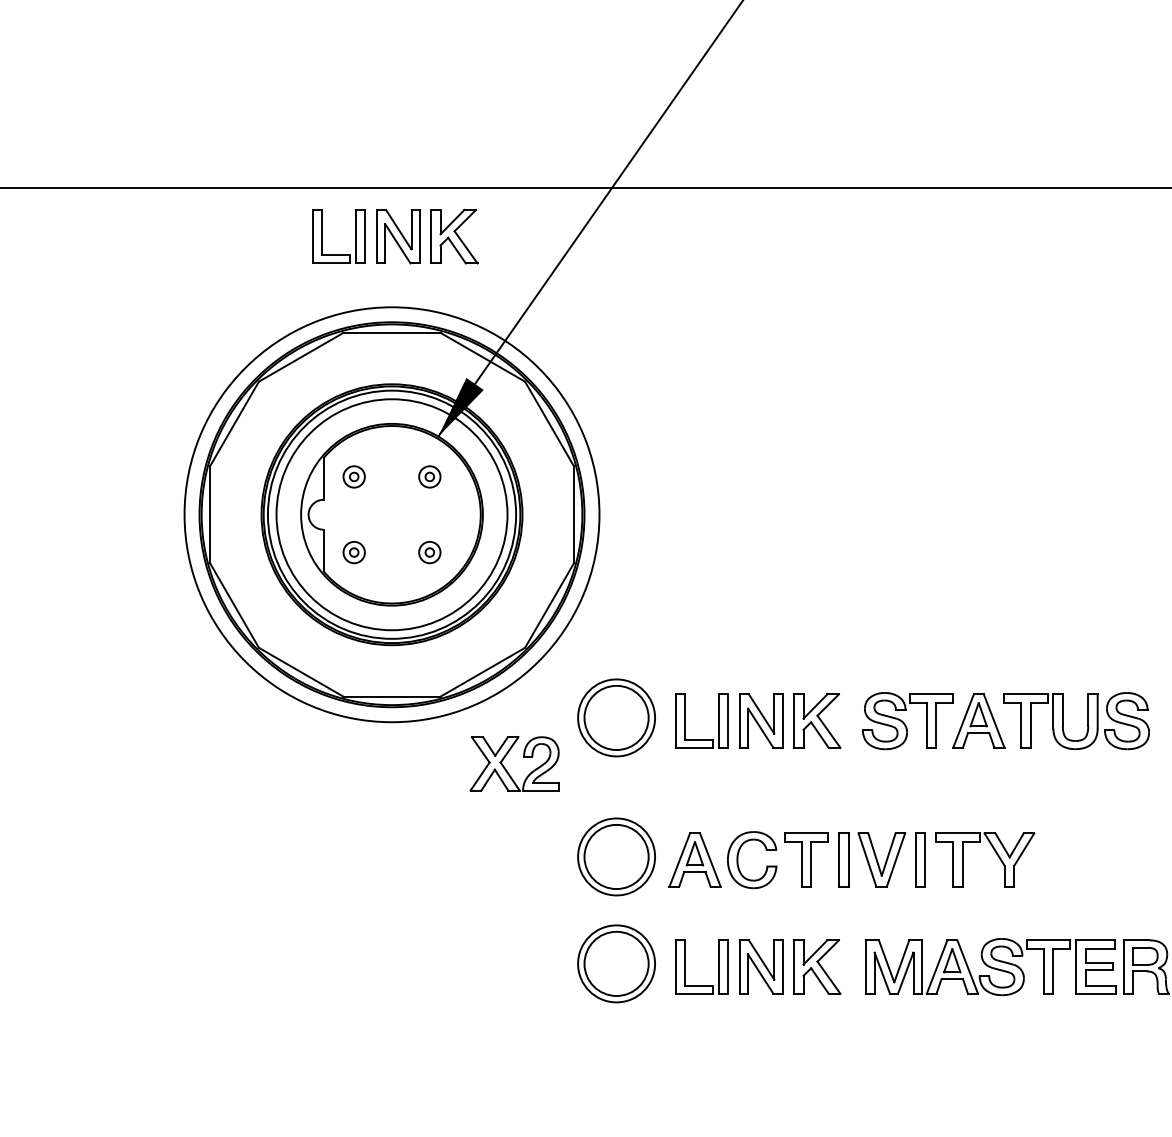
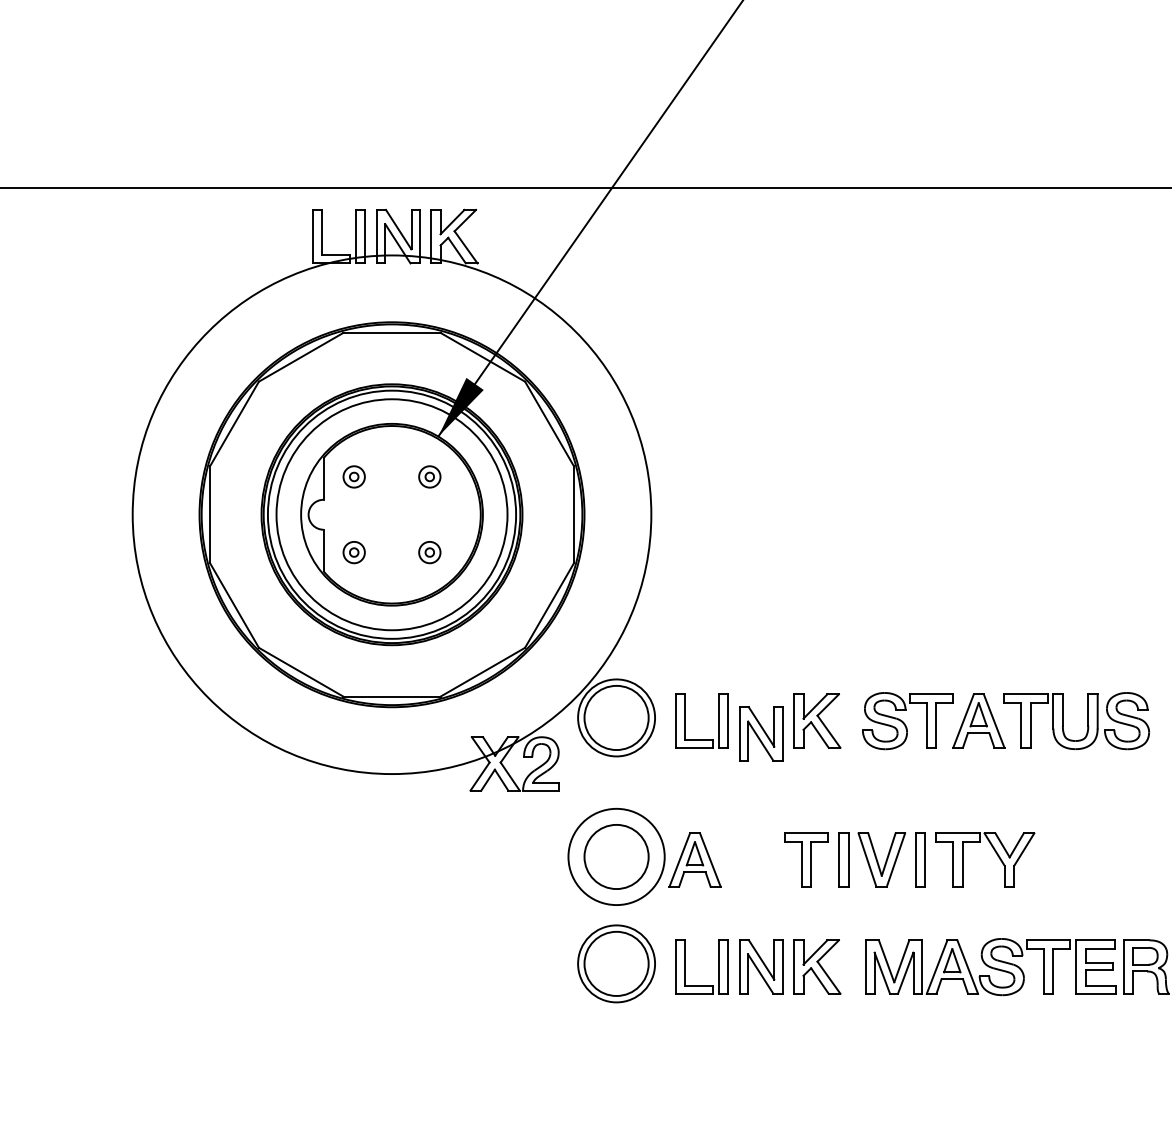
circle diameter: 415 px -> 519 px (391, 514)
part position: (761, 720) -> (761, 733) (761, 733)
circle diameter: 77 px -> 96 px (616, 856)
part: present -> none (738, 860)
